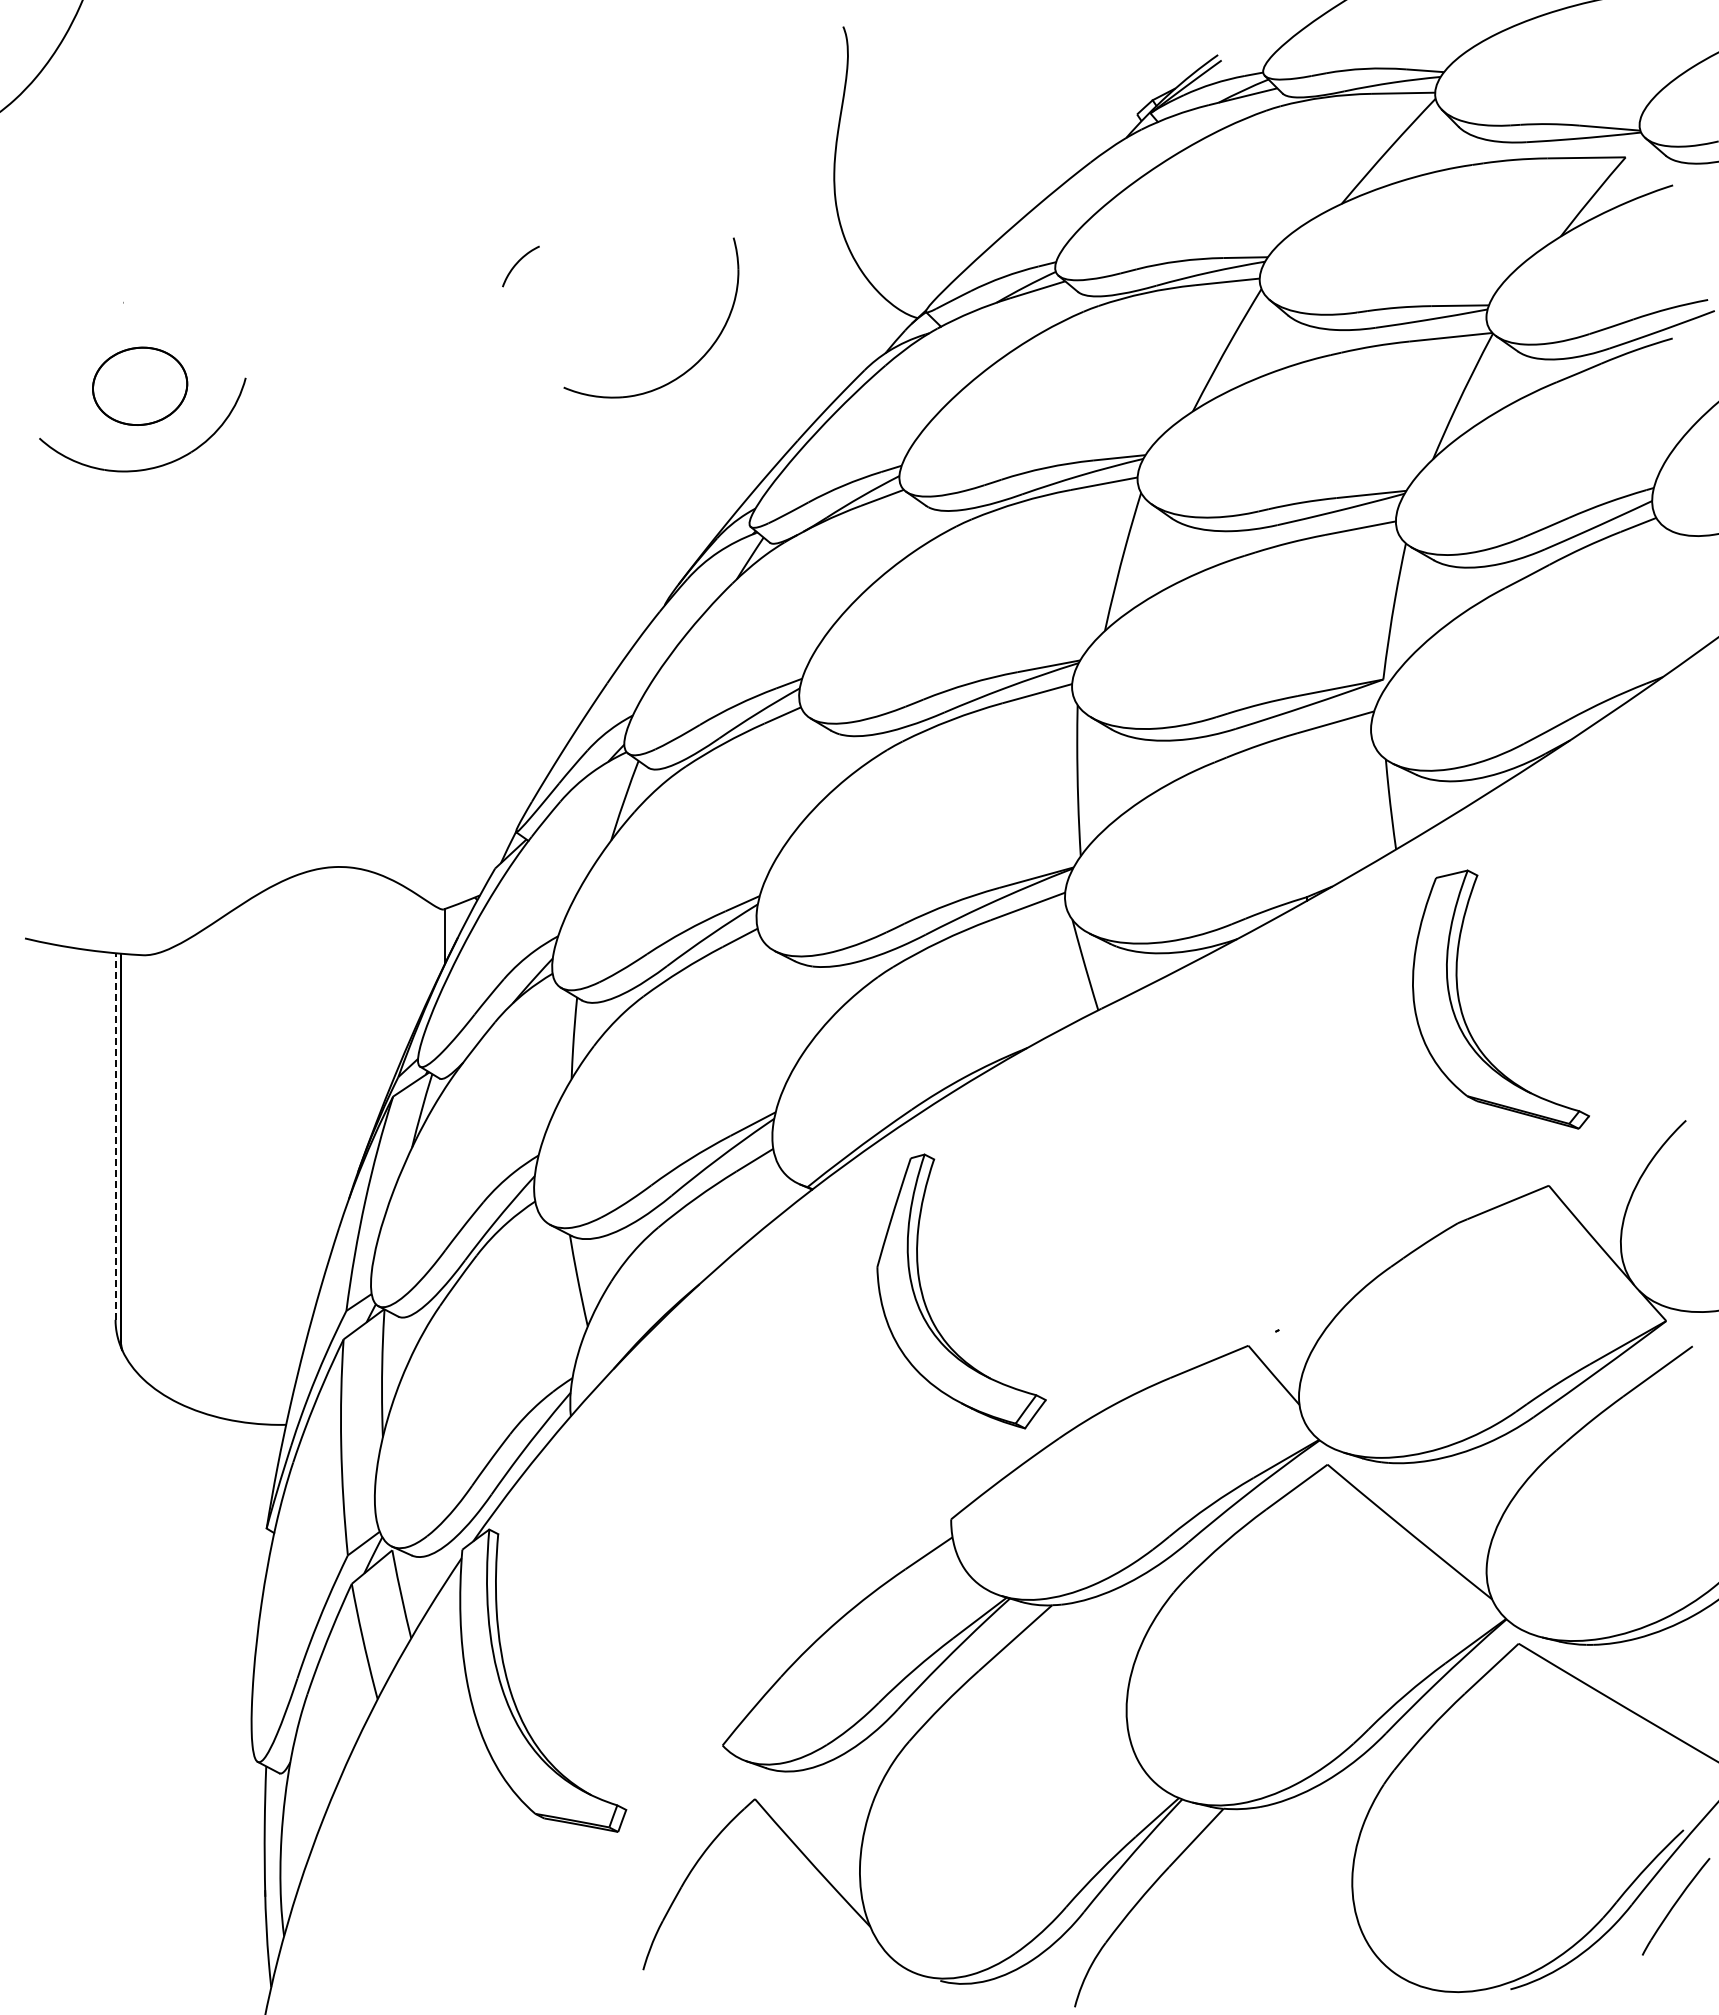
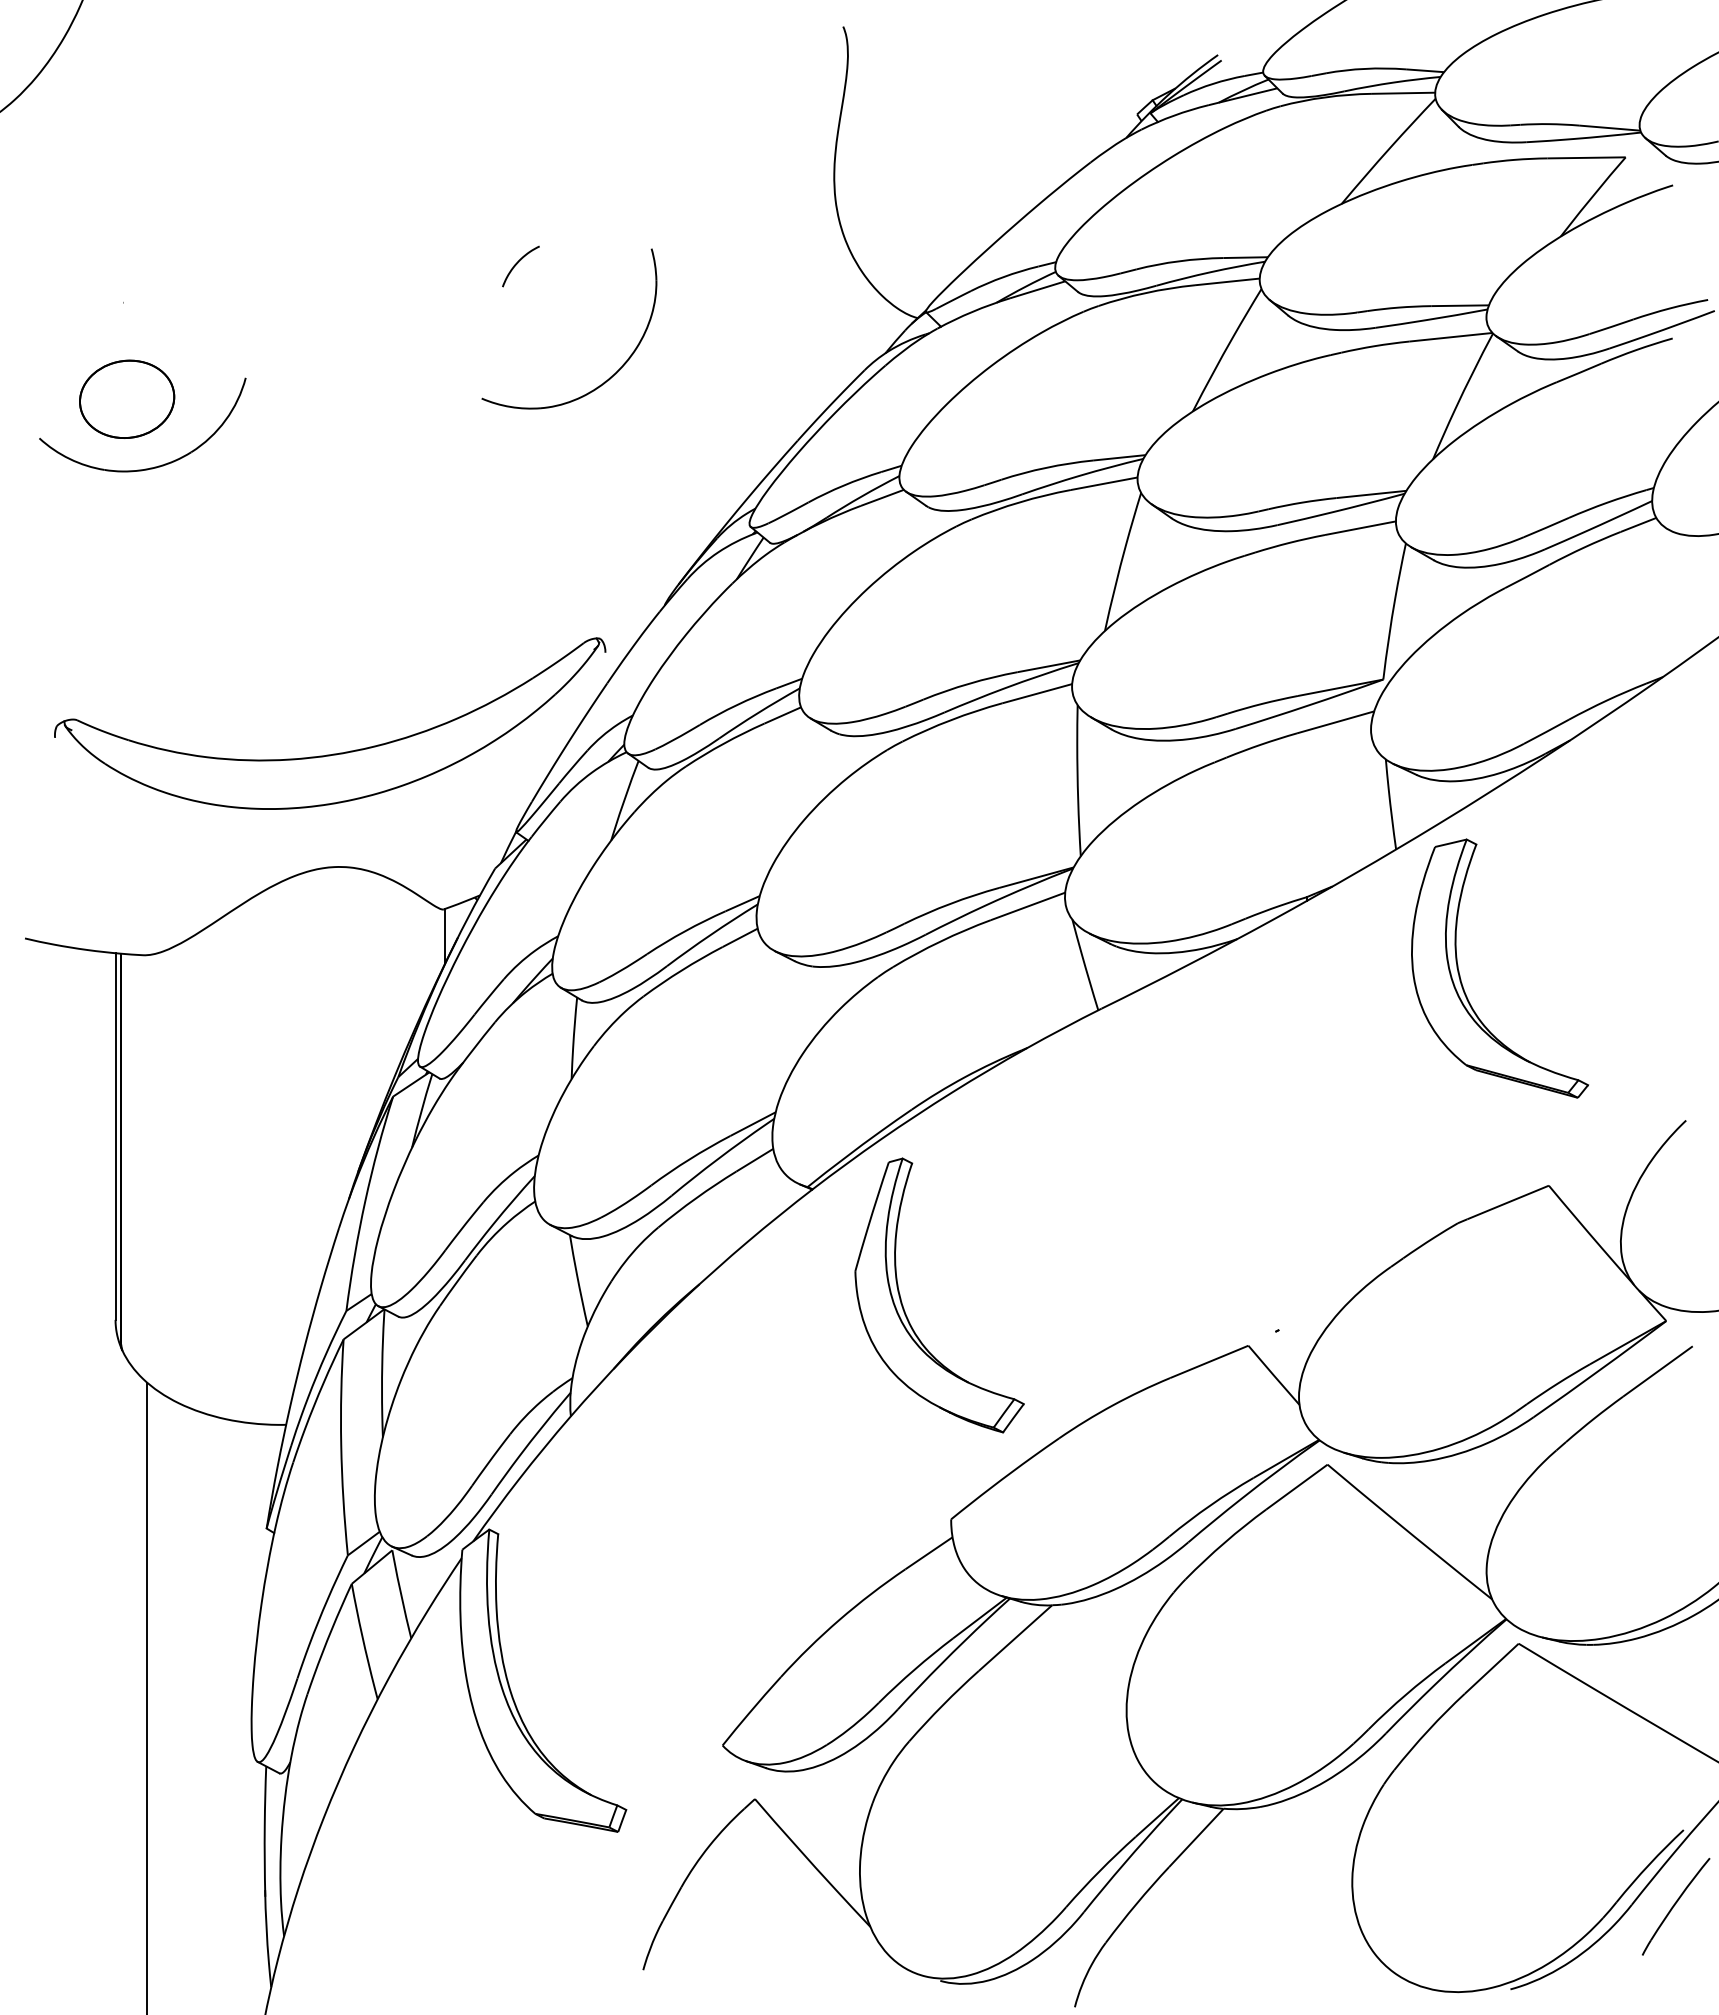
part position: (692, 365) -> (610, 376) (610, 376)
part position: (140, 385) -> (127, 398) (127, 398)
part: none -> present (333, 753)
part position: (1462, 1010) -> (1461, 979) (1461, 979)
line: dashed -> solid (115, 1136)
part position: (926, 1304) -> (904, 1308) (904, 1308)
line: none -> present (147, 1696)
